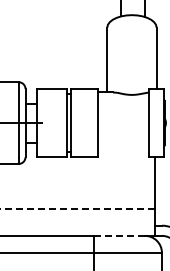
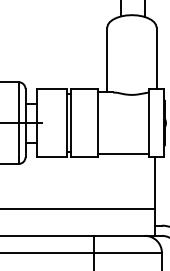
line: none -> present (122, 153)
line: dashed -> solid (78, 208)
line: dashed -> solid (119, 235)
